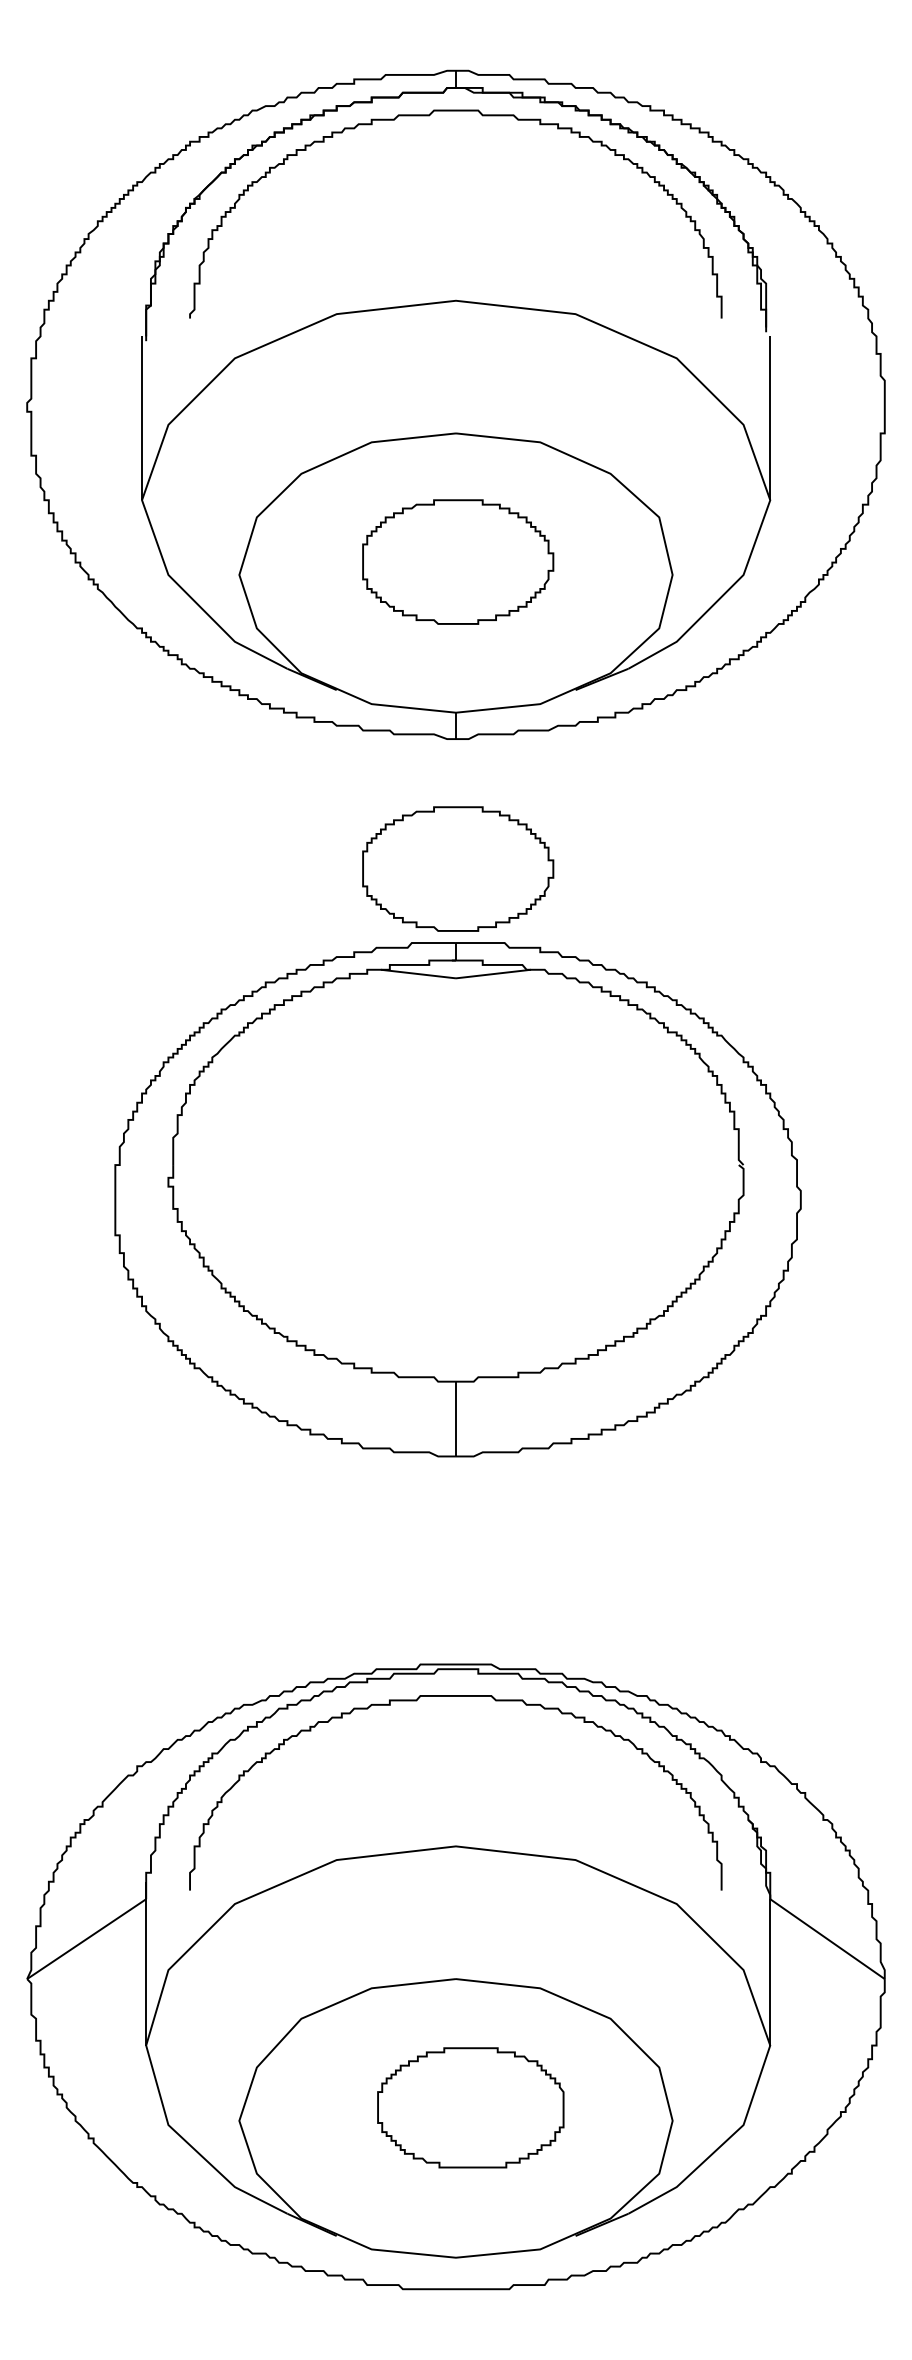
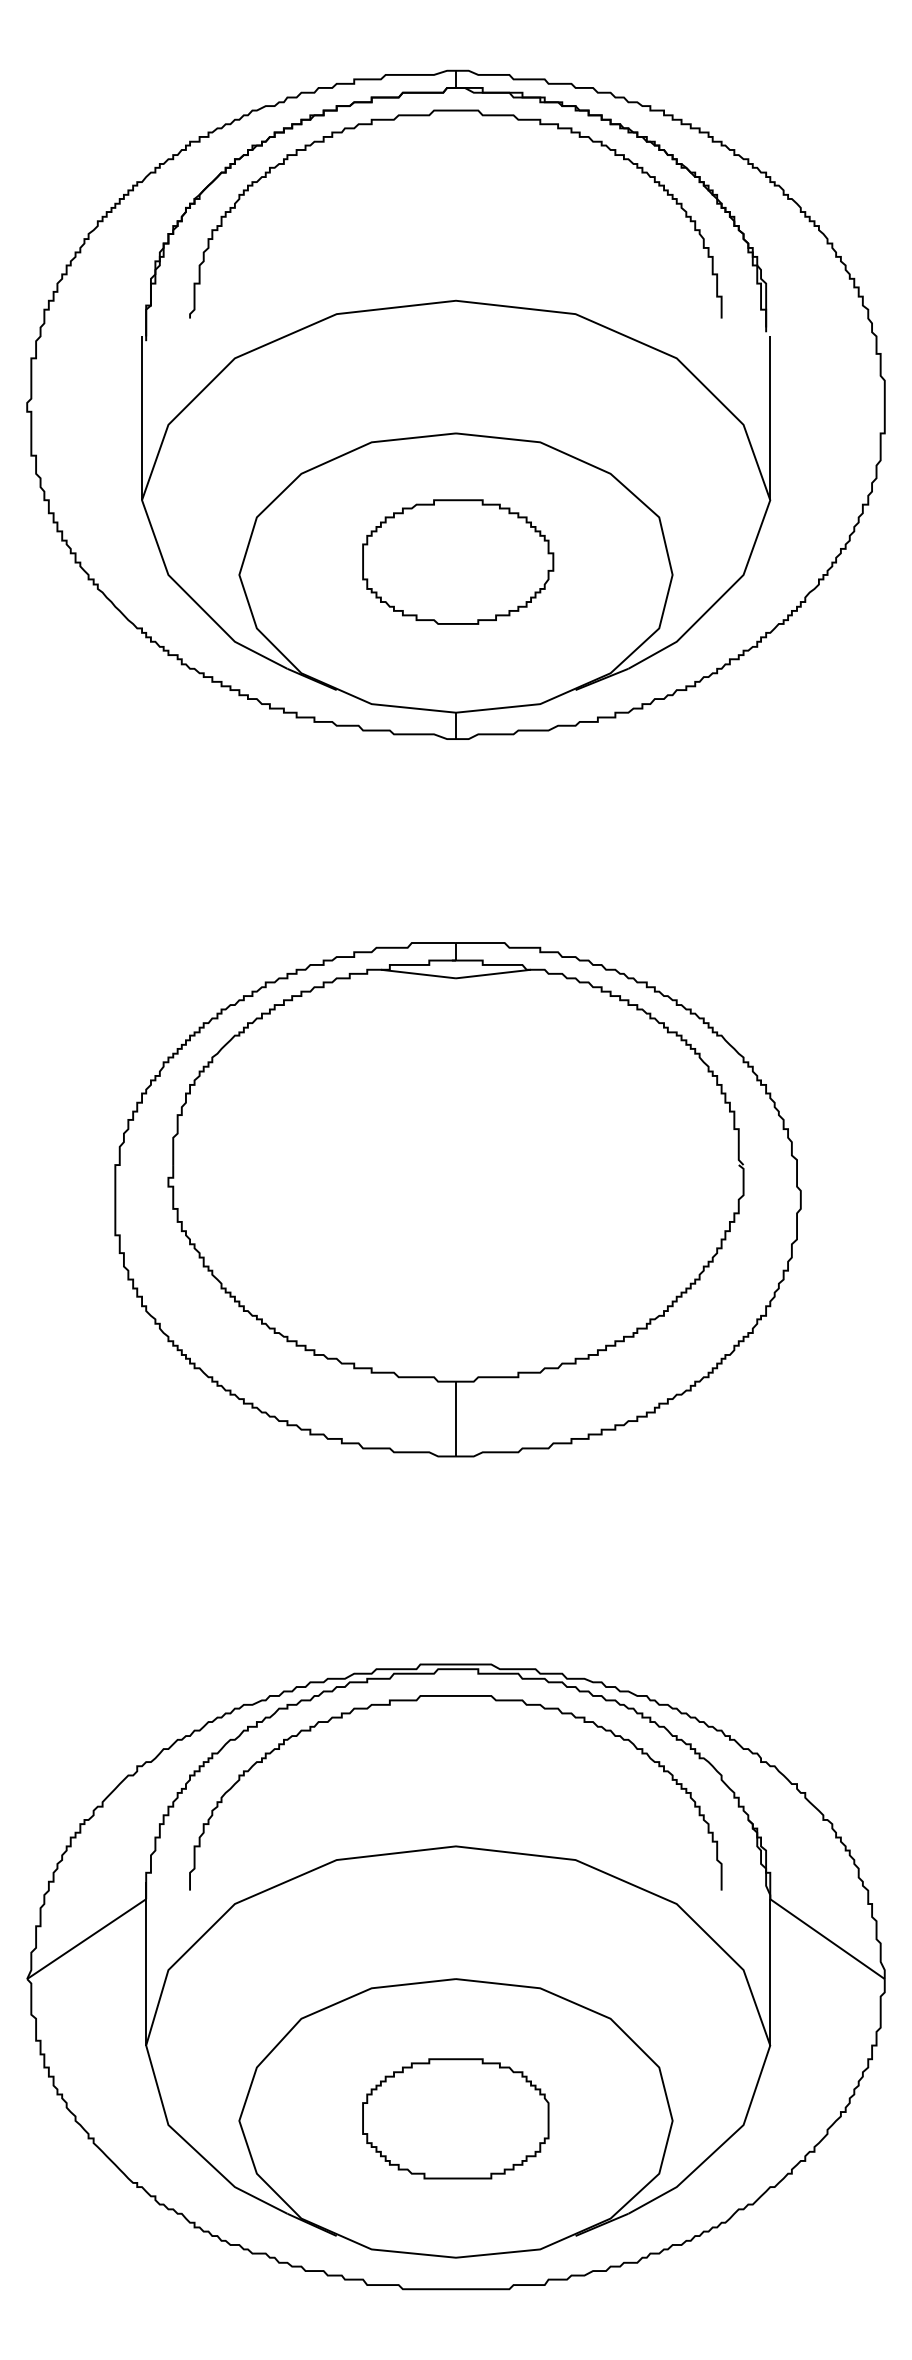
part: present -> none (458, 868)
part position: (470, 2107) -> (455, 2118) (455, 2118)
